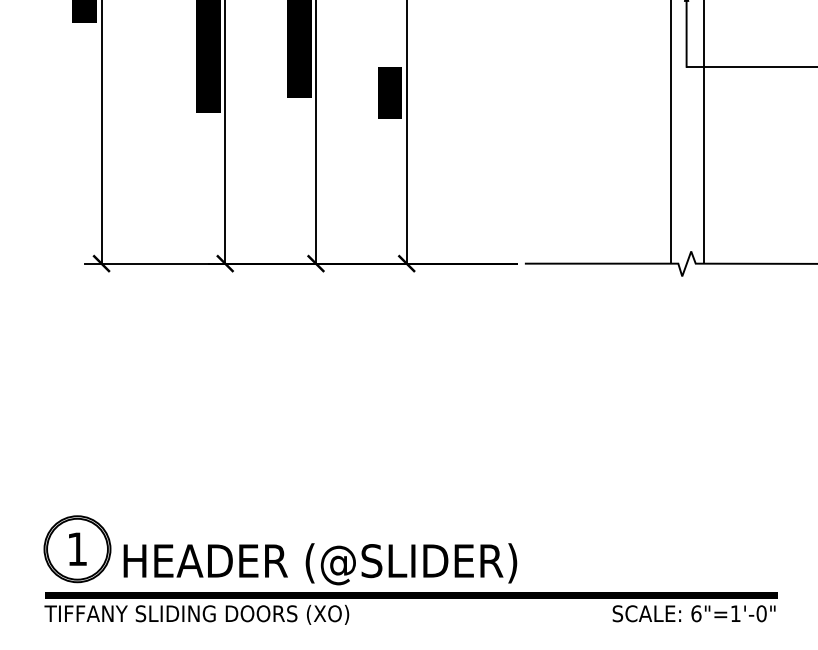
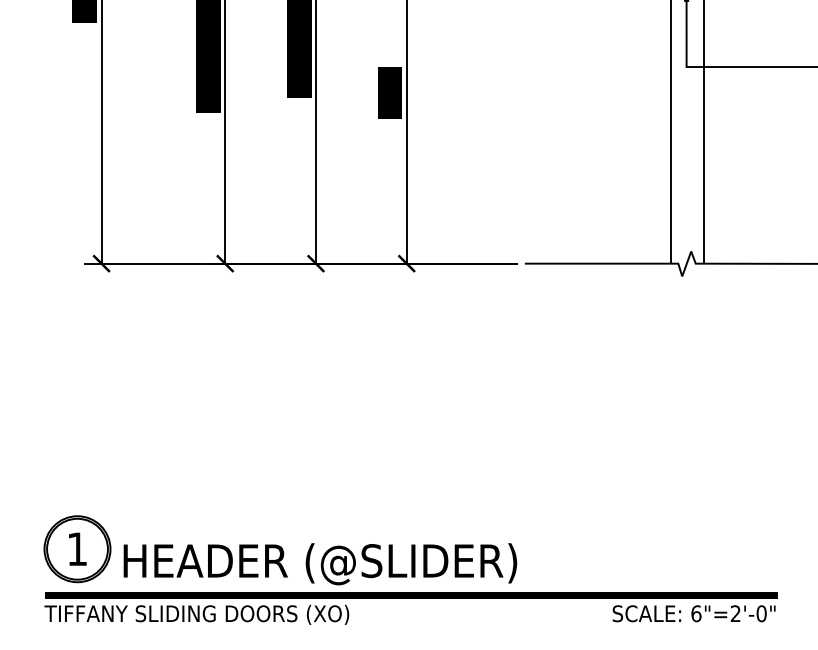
text: 6"=1'-0" -> 6"=2'-0" (735, 613)
